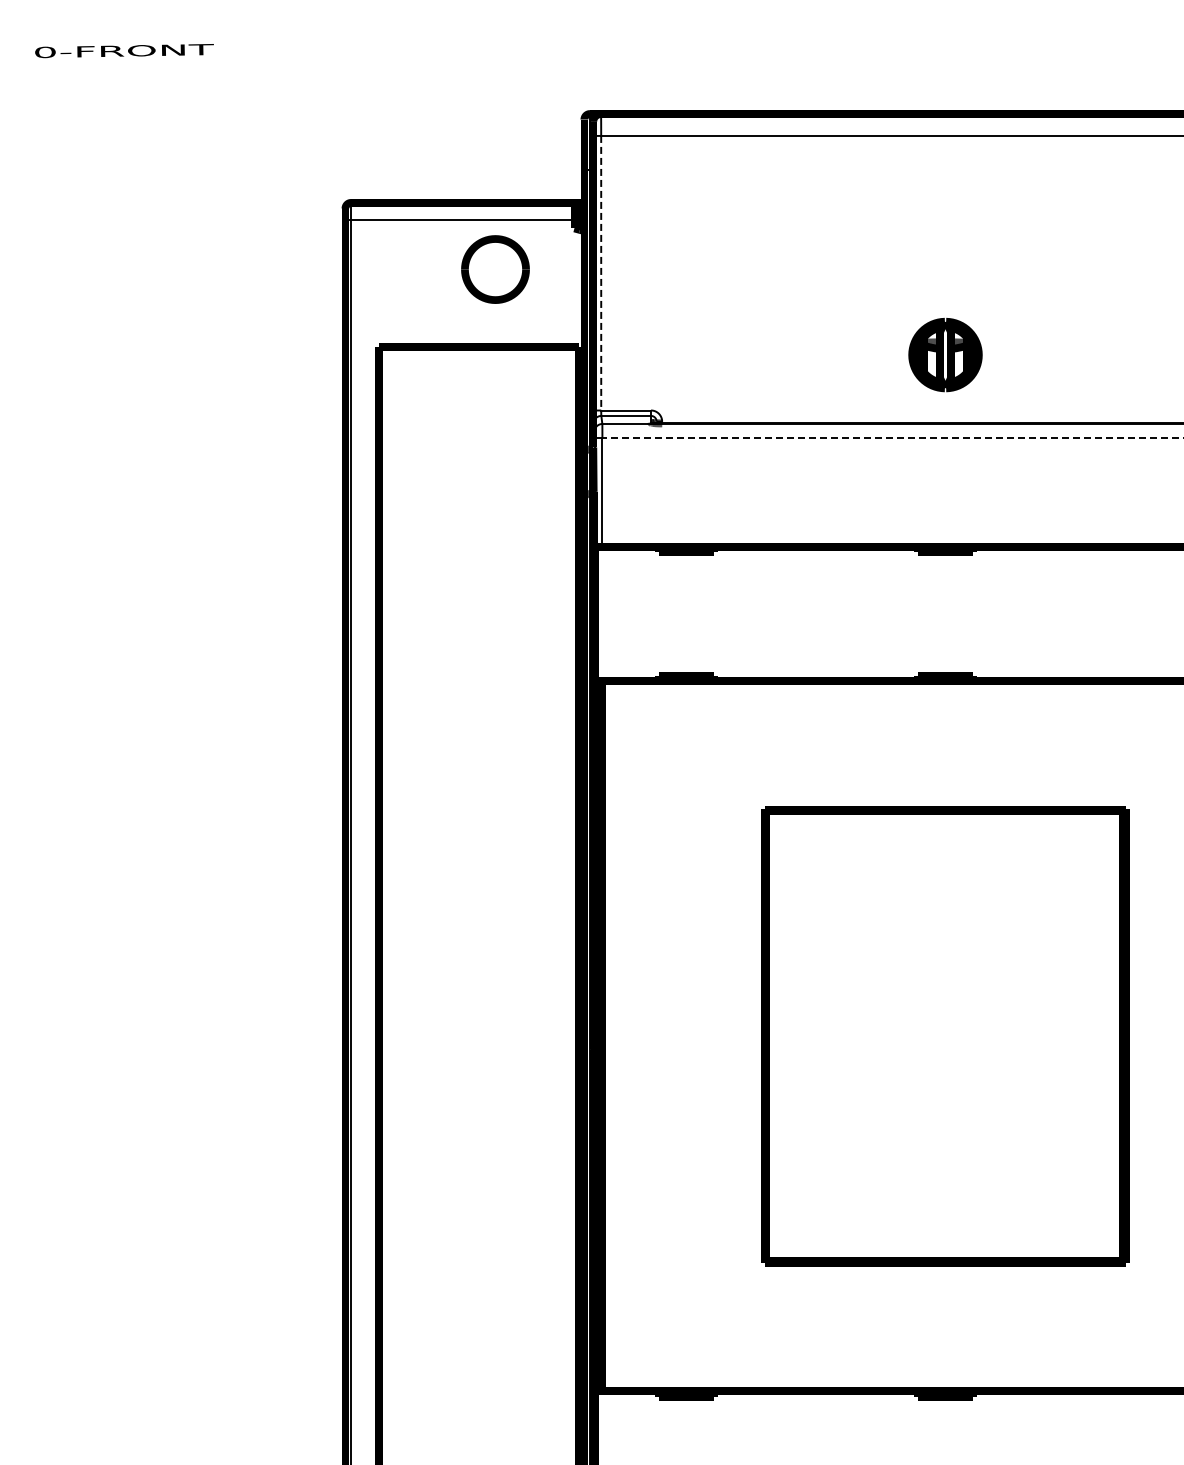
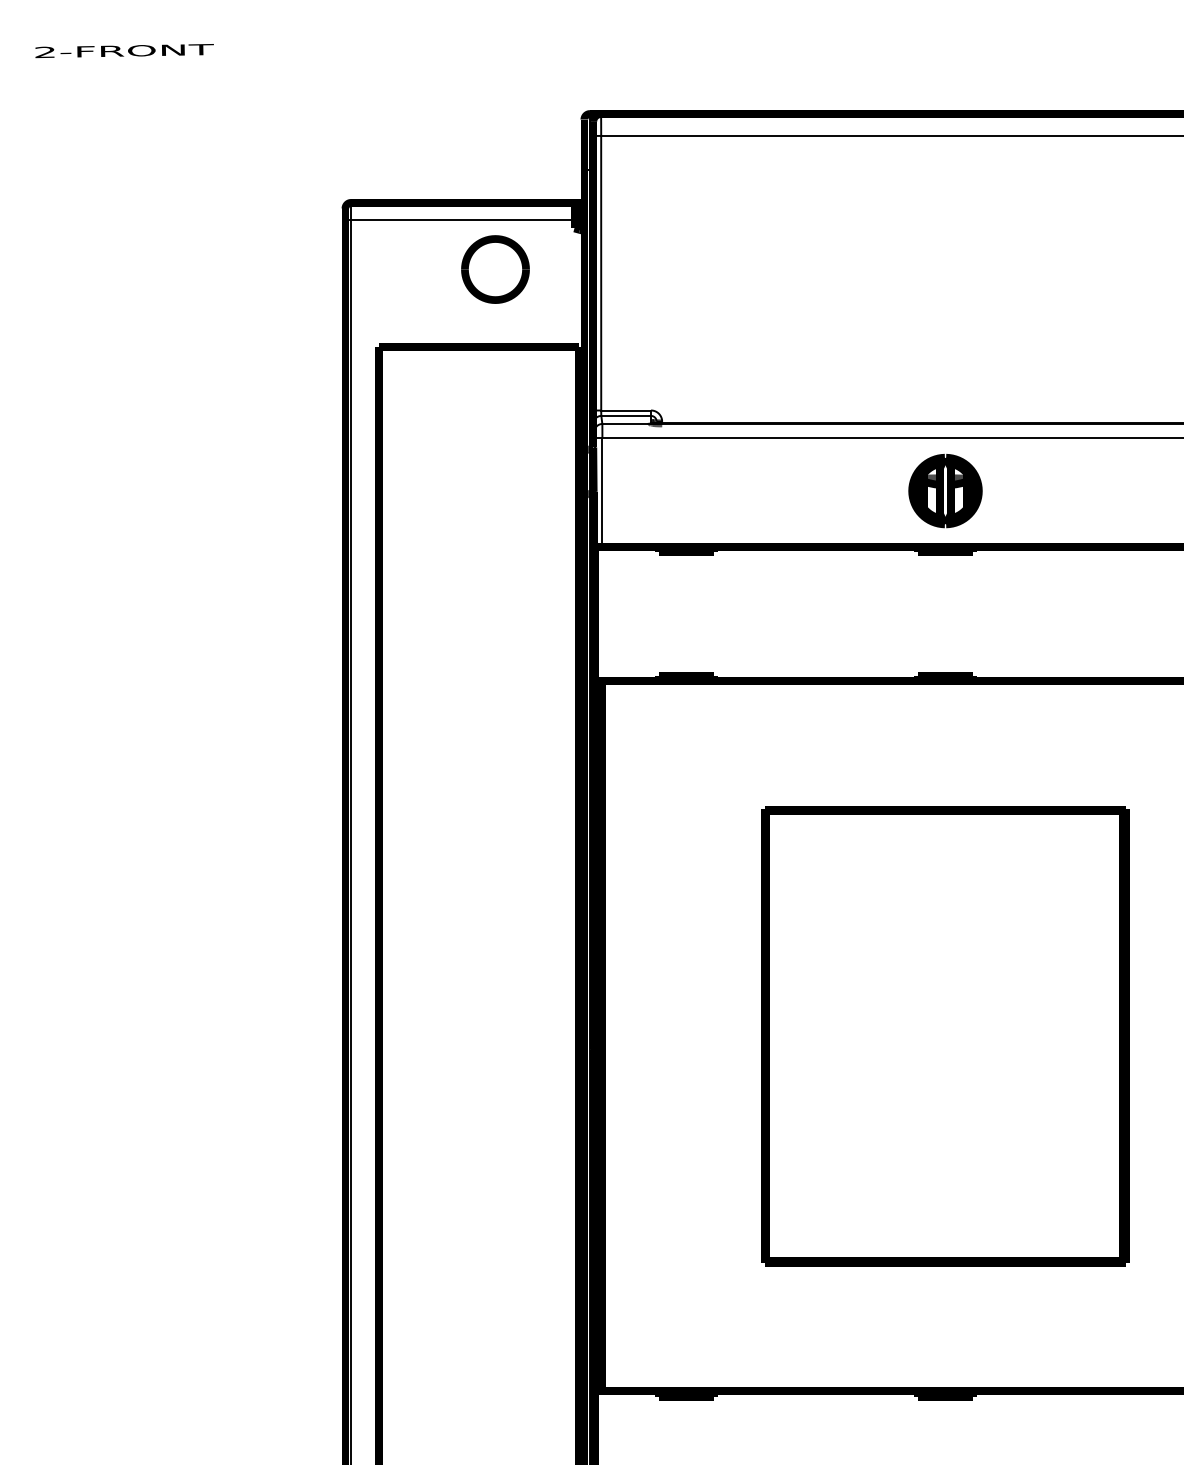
text: 0-FRONT -> 2-FRONT (45, 52)
line: dashed -> solid (601, 273)
part position: (945, 355) -> (945, 491) (945, 491)
line: dashed -> solid (893, 438)
